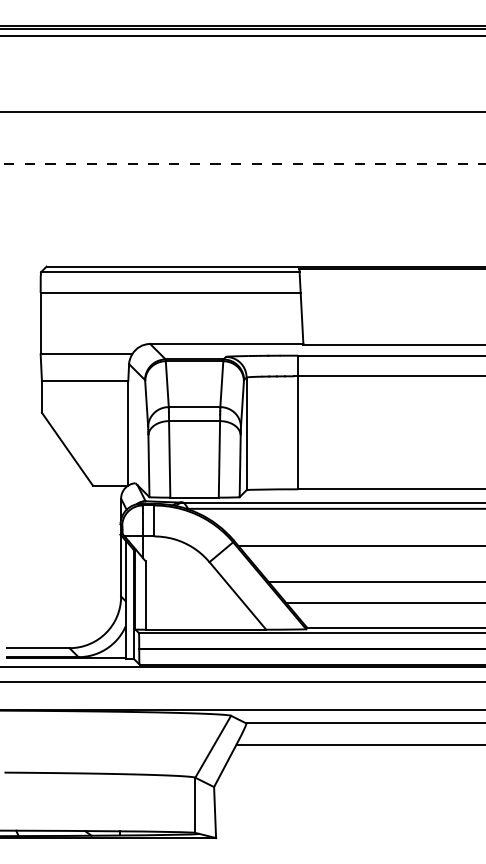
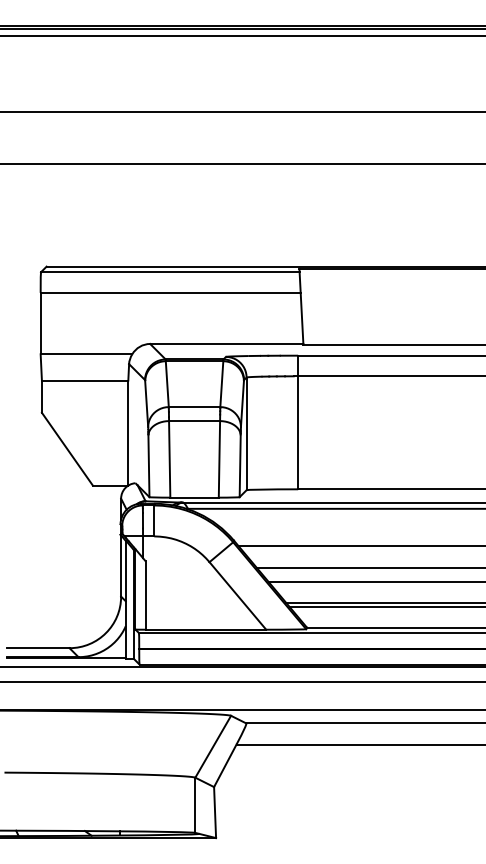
line: dashed -> solid (242, 164)
line: none -> present (369, 567)
line: none -> present (385, 606)
